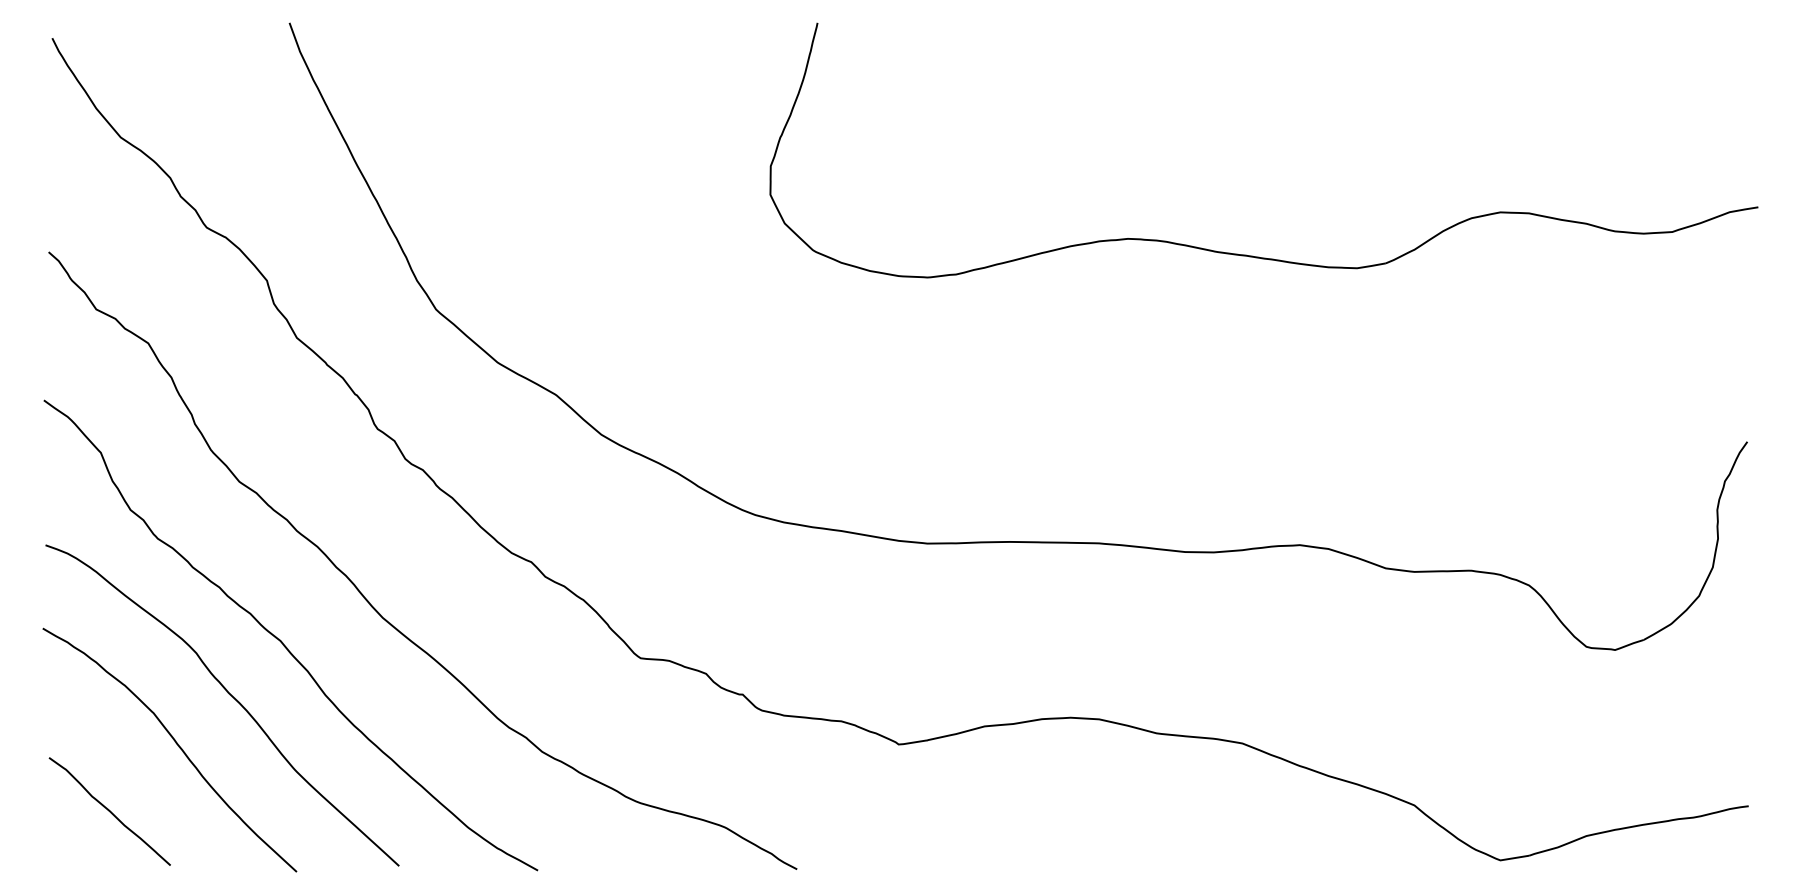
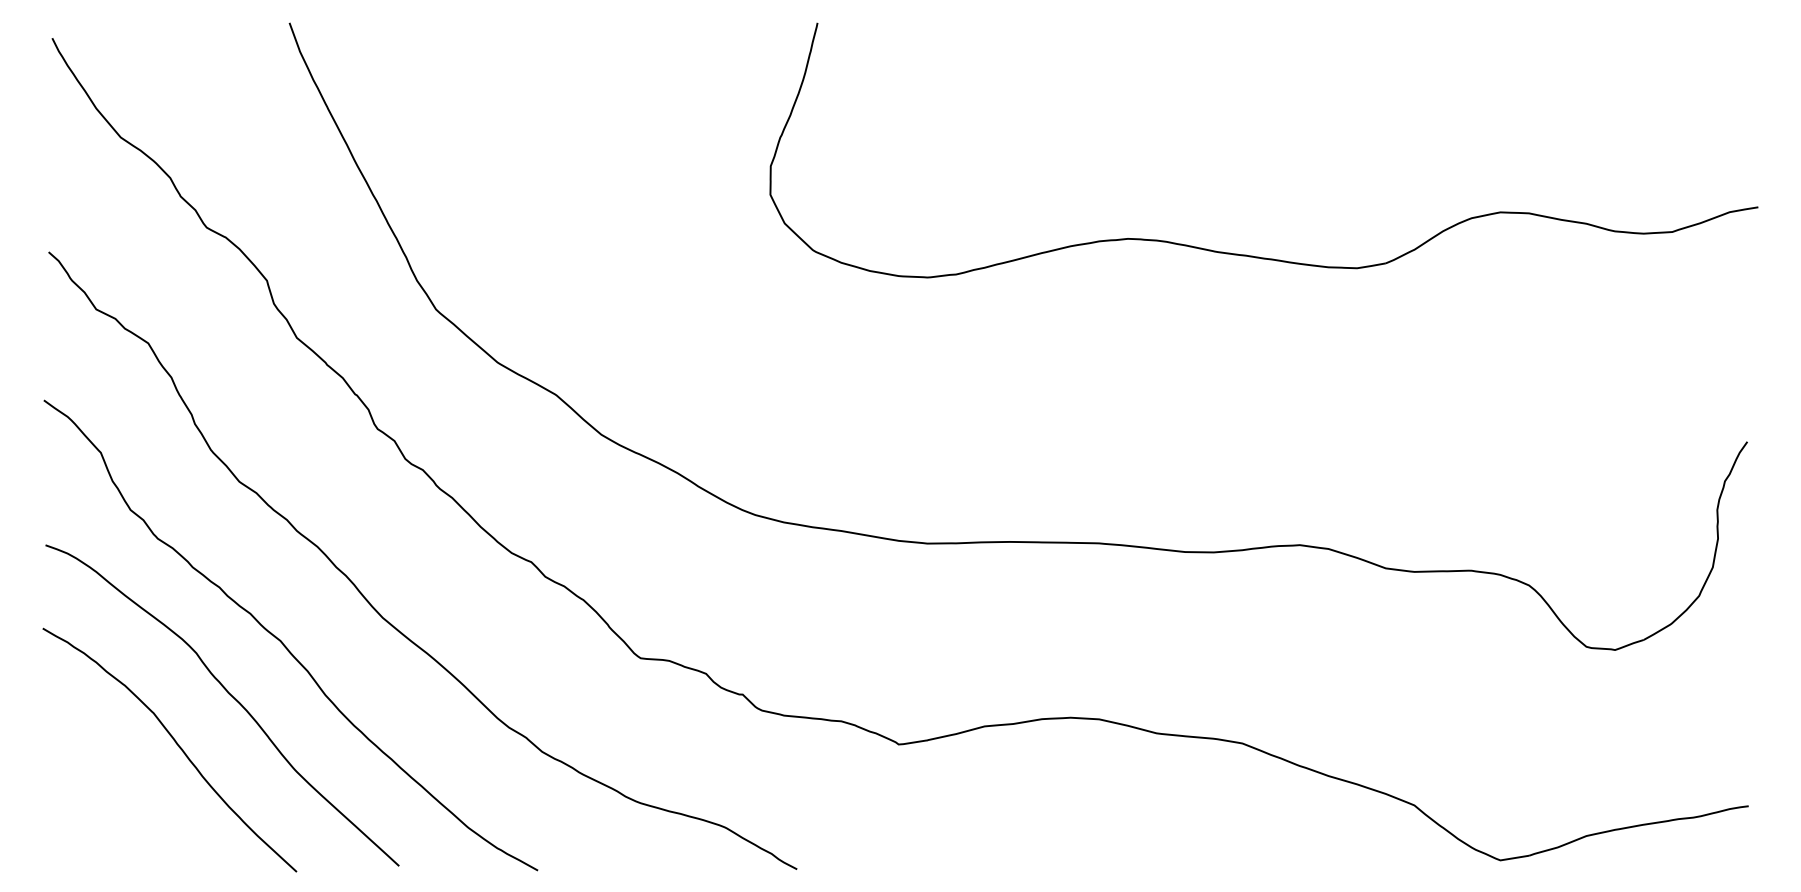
curve: present -> none (109, 811)
